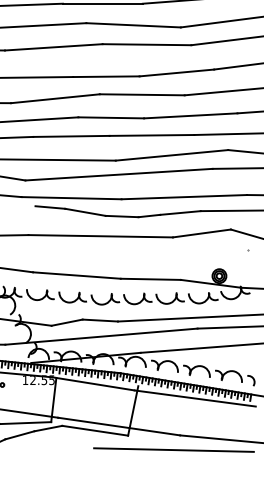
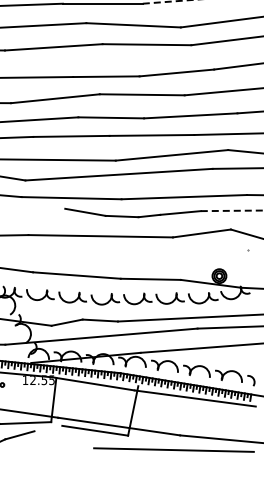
line: solid -> dashed (167, 1)
line: present -> none (50, 207)
line: solid -> dashed (232, 210)
line: present -> none (48, 428)
